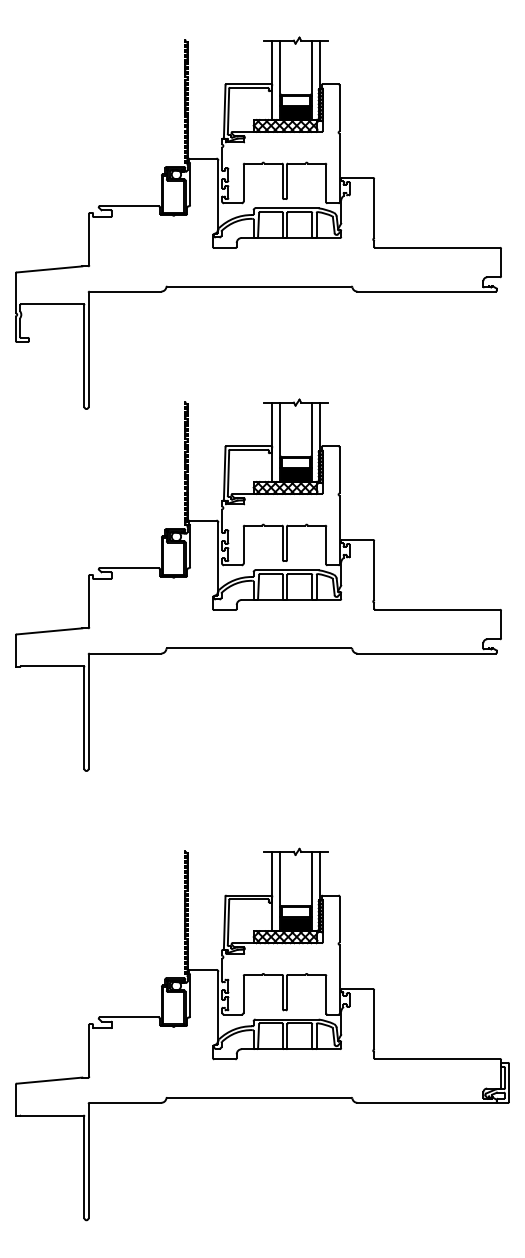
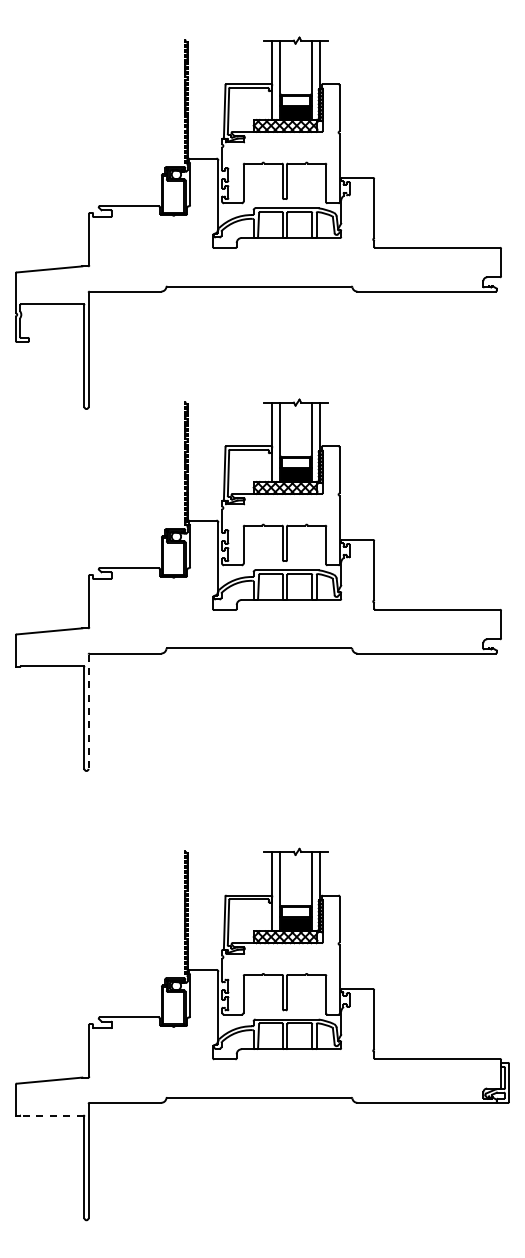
line: solid -> dashed (88, 712)
line: solid -> dashed (51, 1115)
